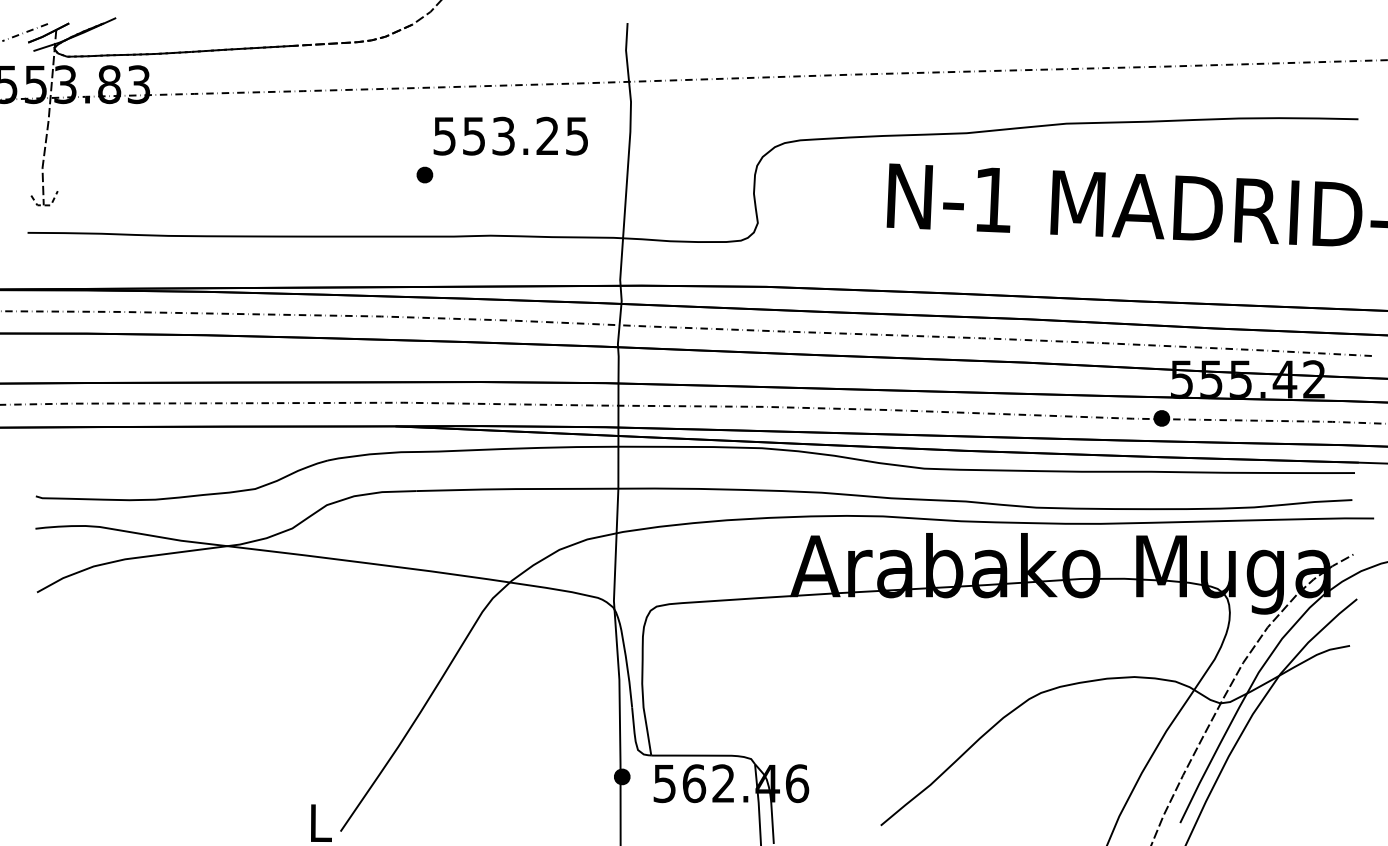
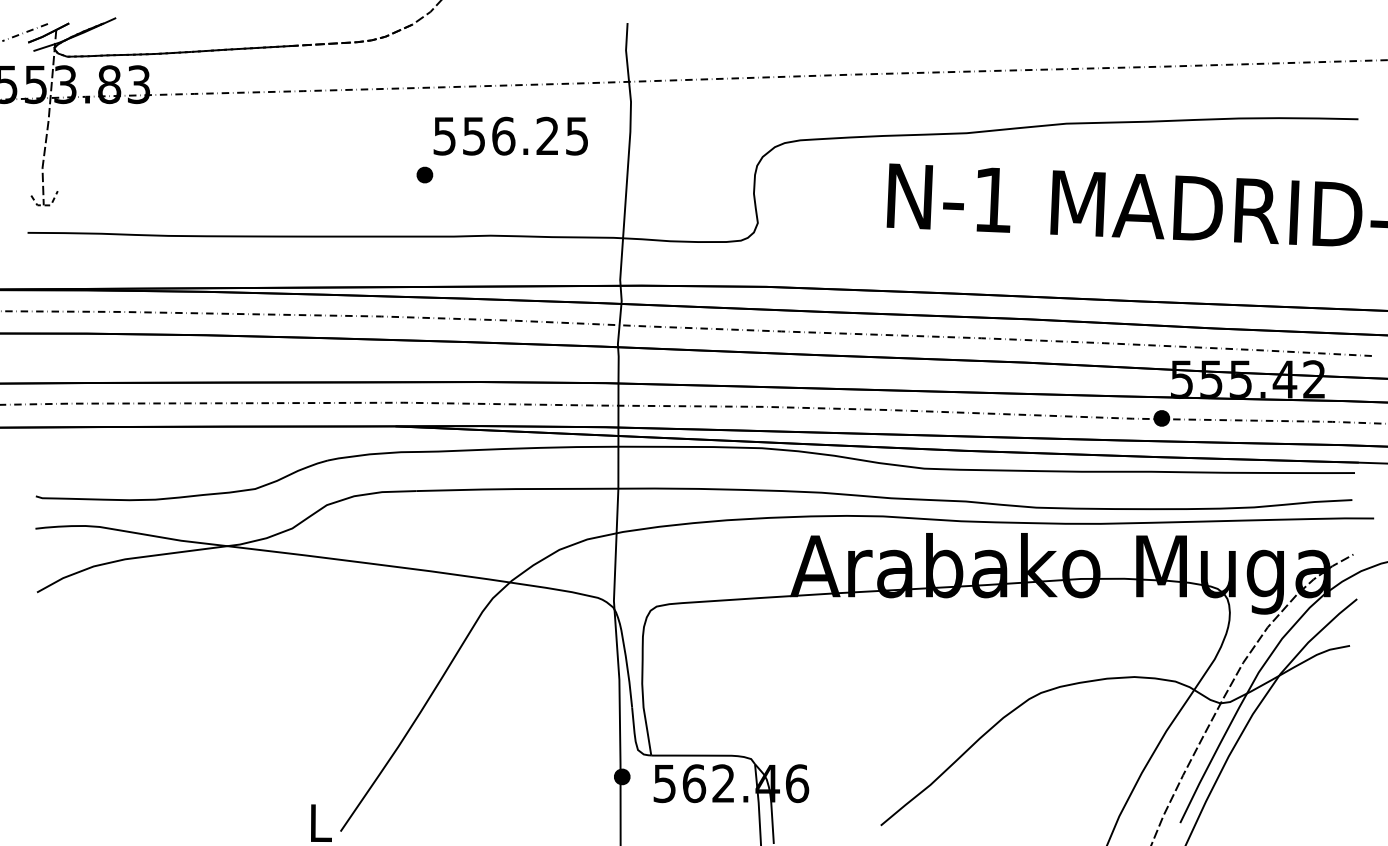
text: 553.25 -> 556.25 (503, 135)
